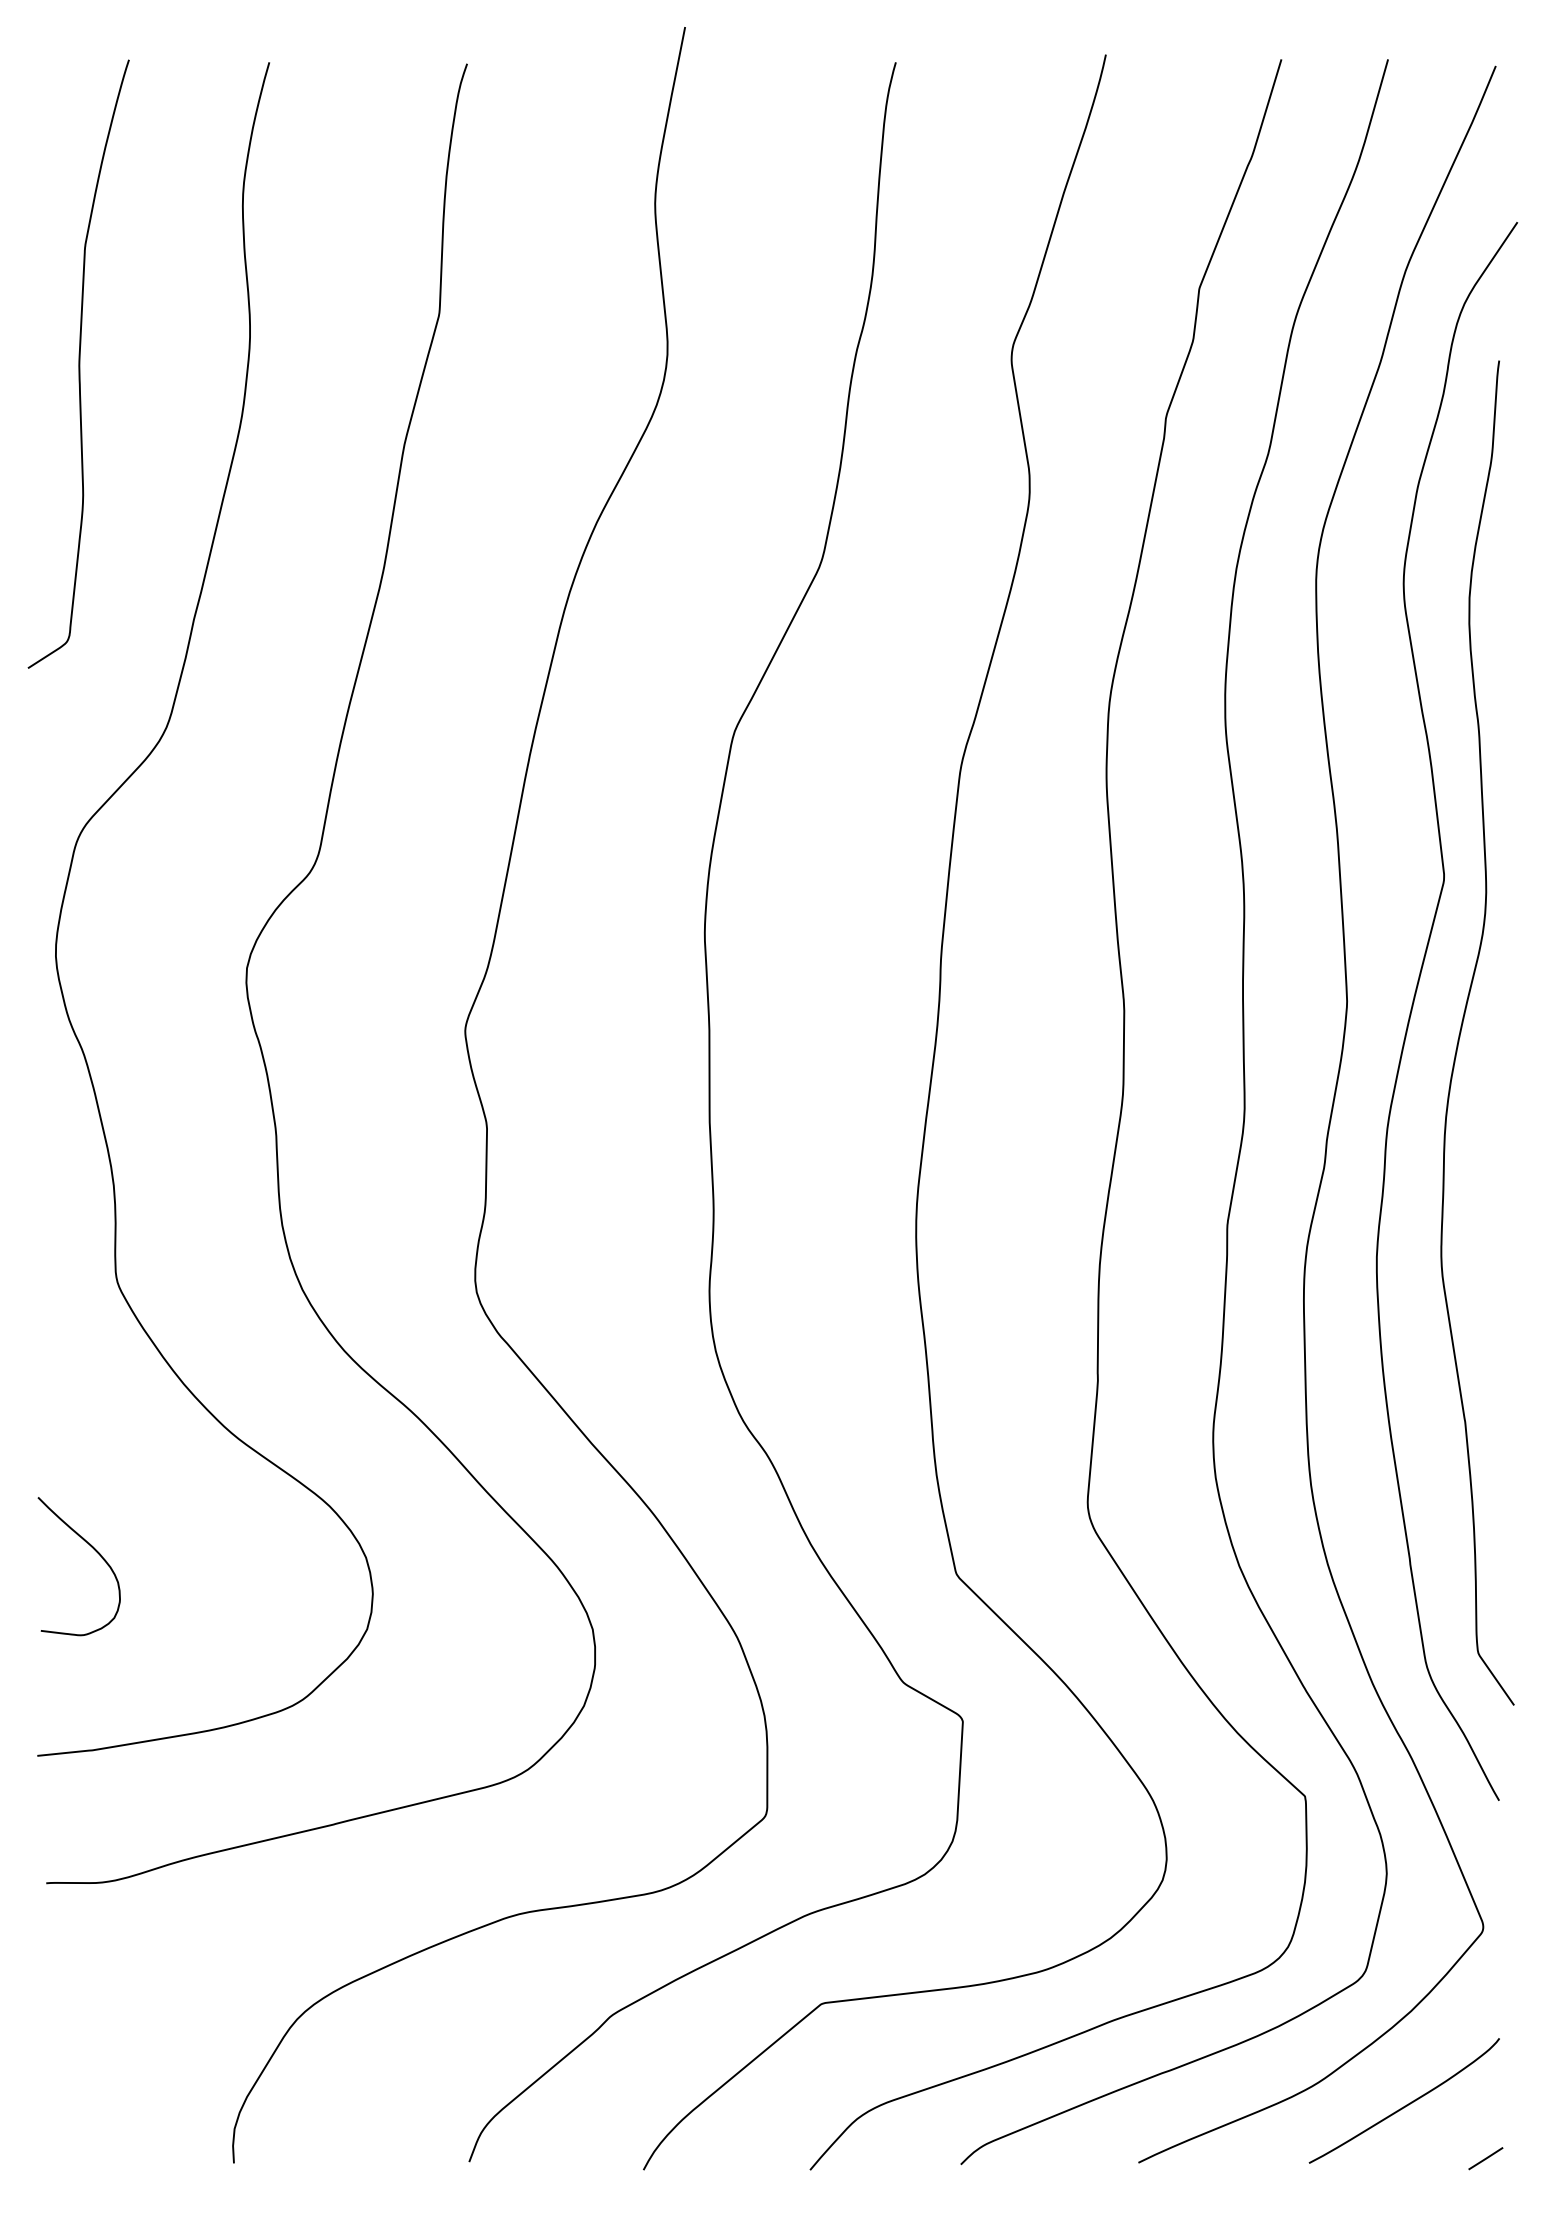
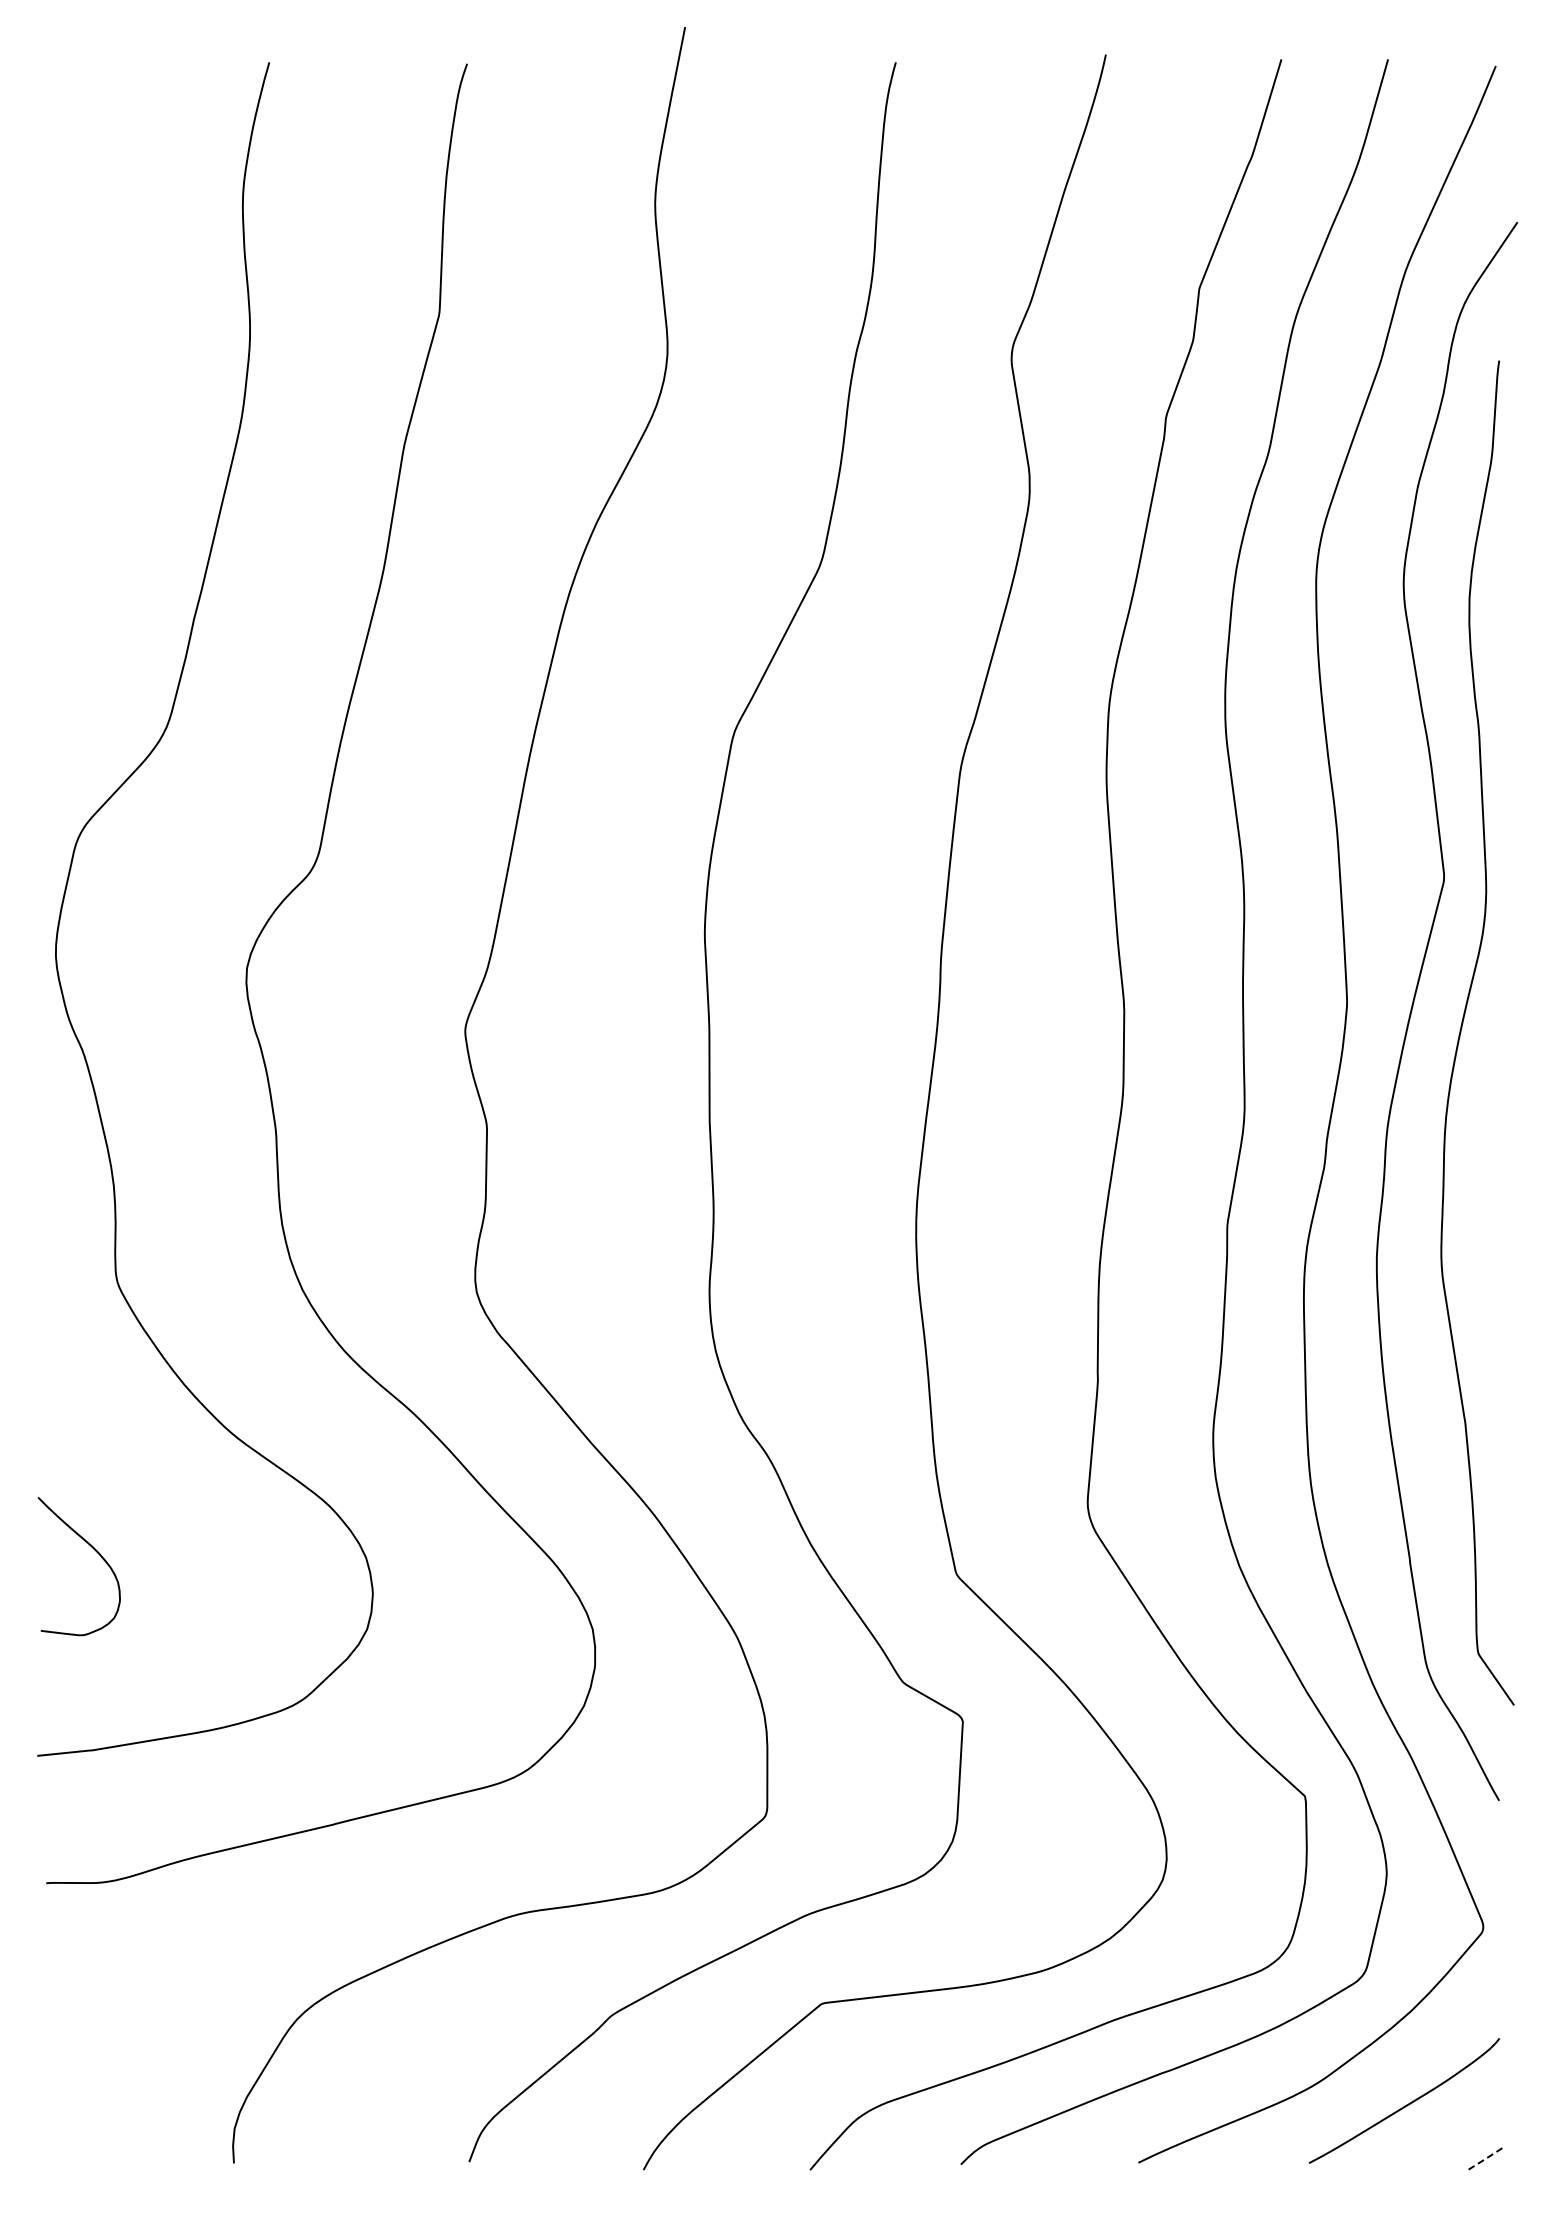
curve: present -> none (78, 363)
line: solid -> dashed (1485, 2158)
